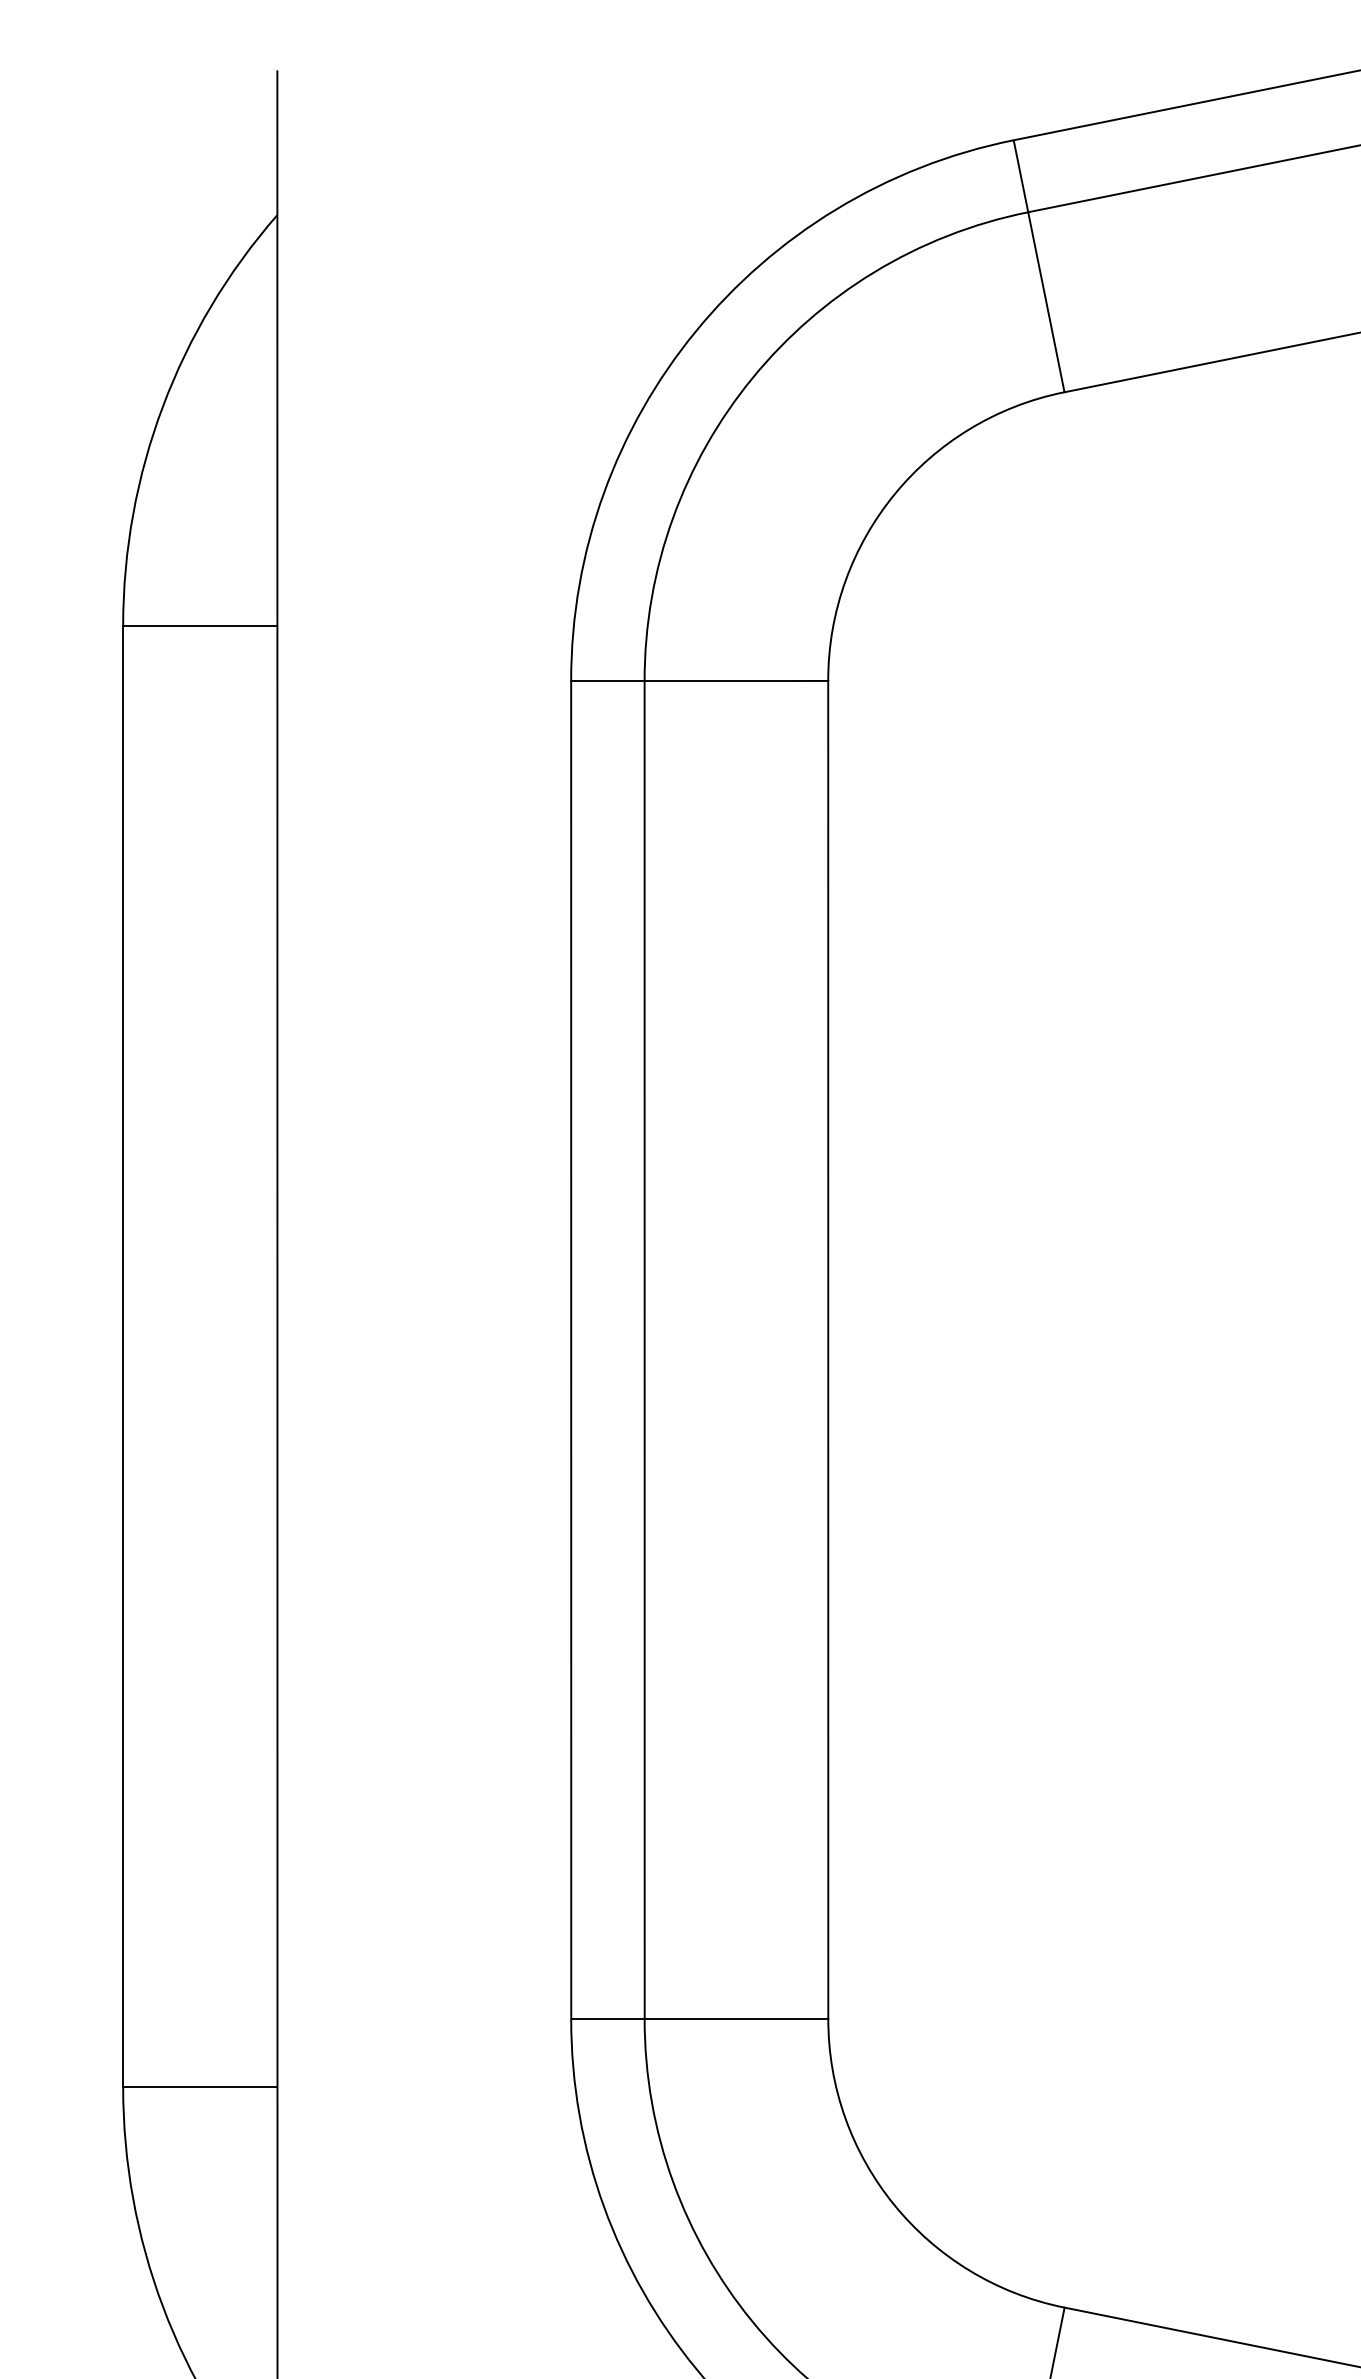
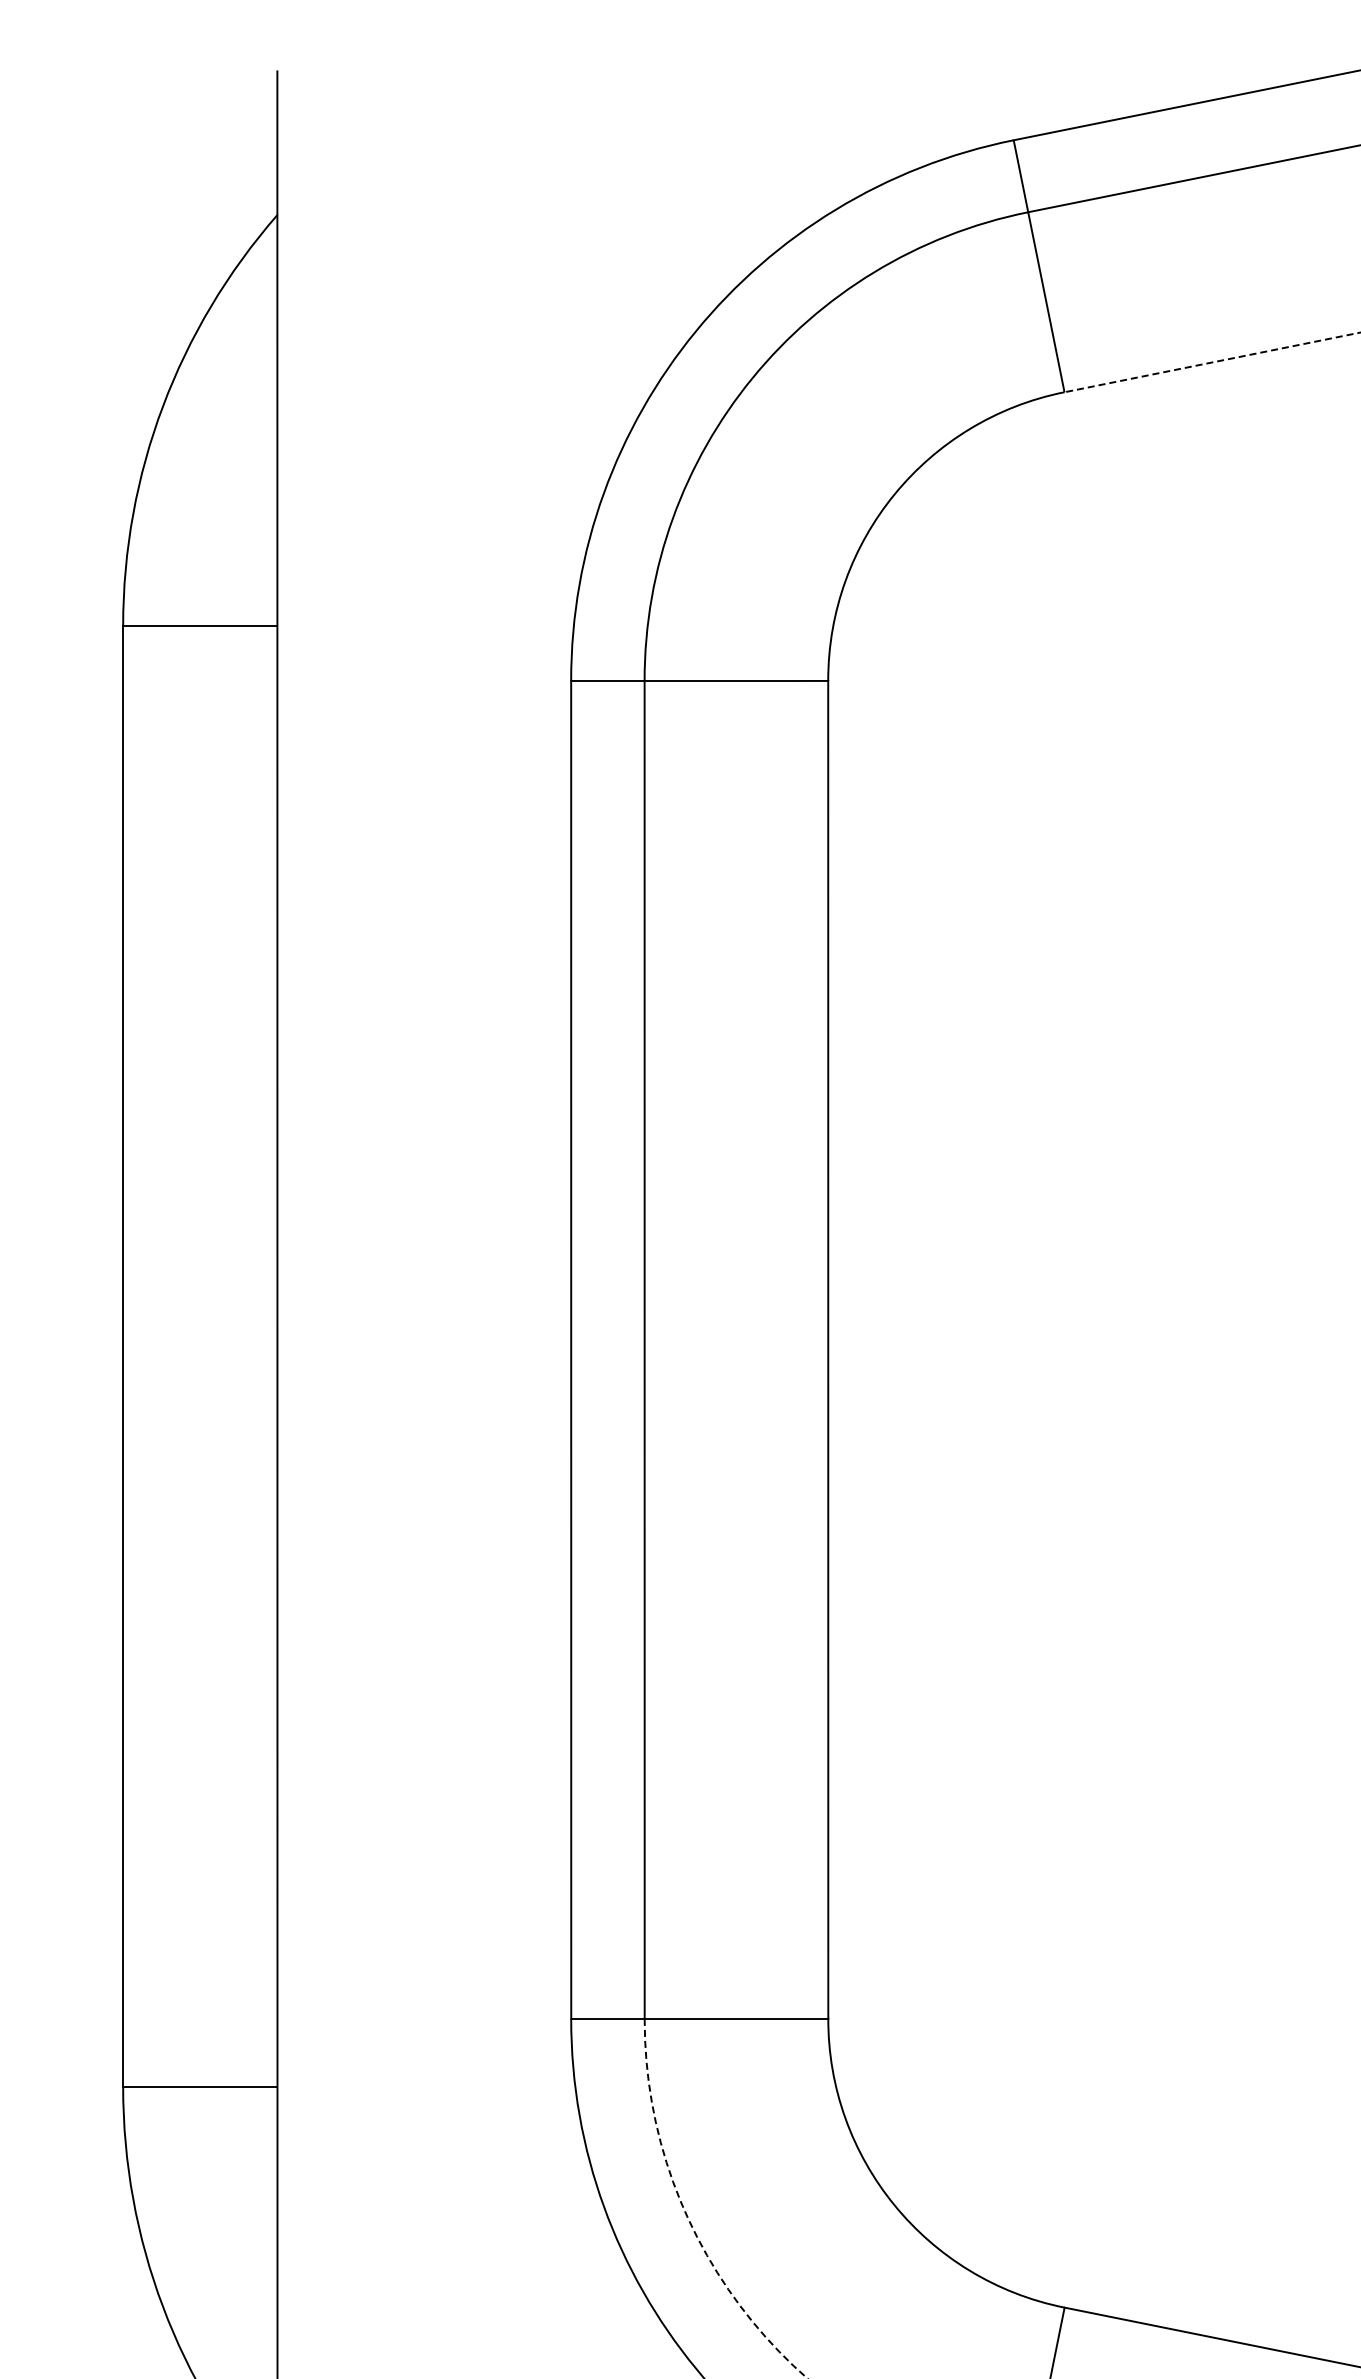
line: solid -> dashed (1212, 362)
arc: solid -> dashed (688, 2218)
